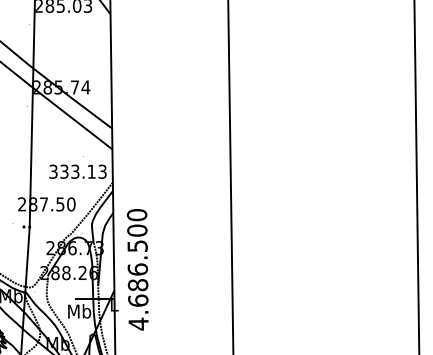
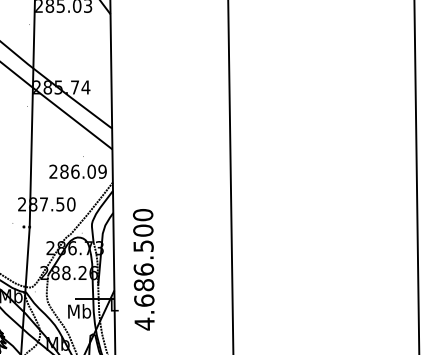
text: 333.13 -> 286.09 (77, 171)
text position: (137, 269) -> (143, 269) (143, 269)
